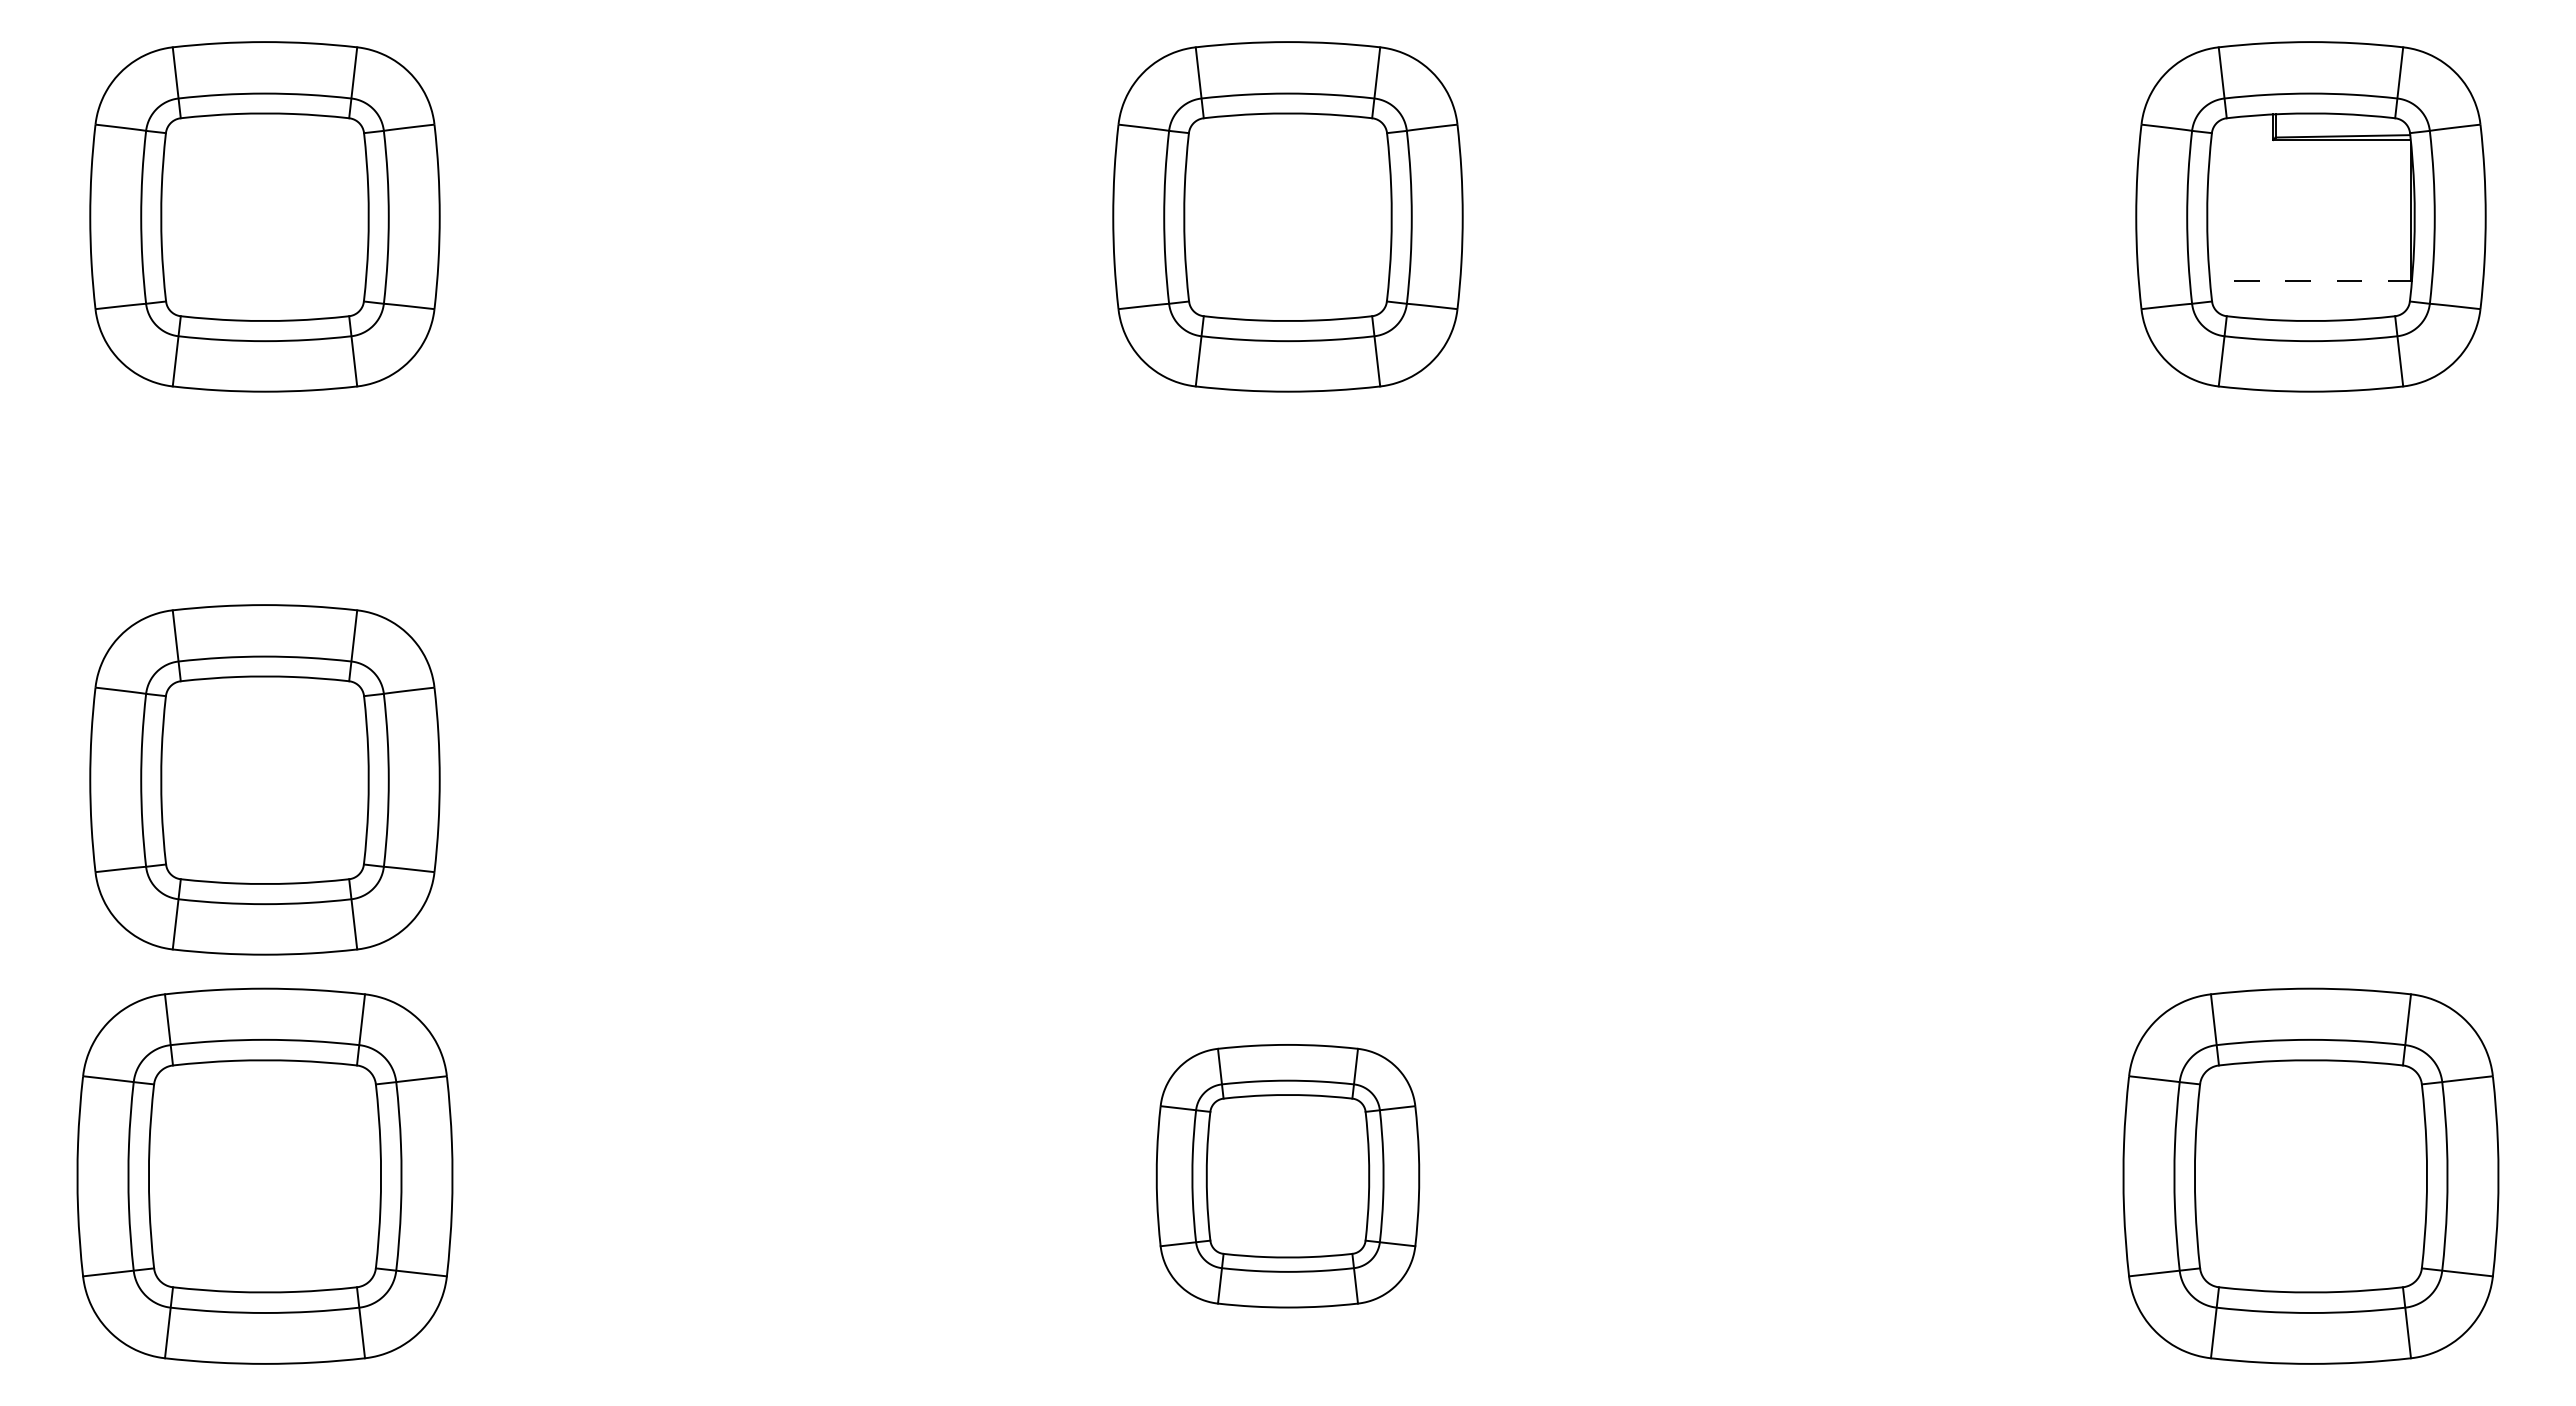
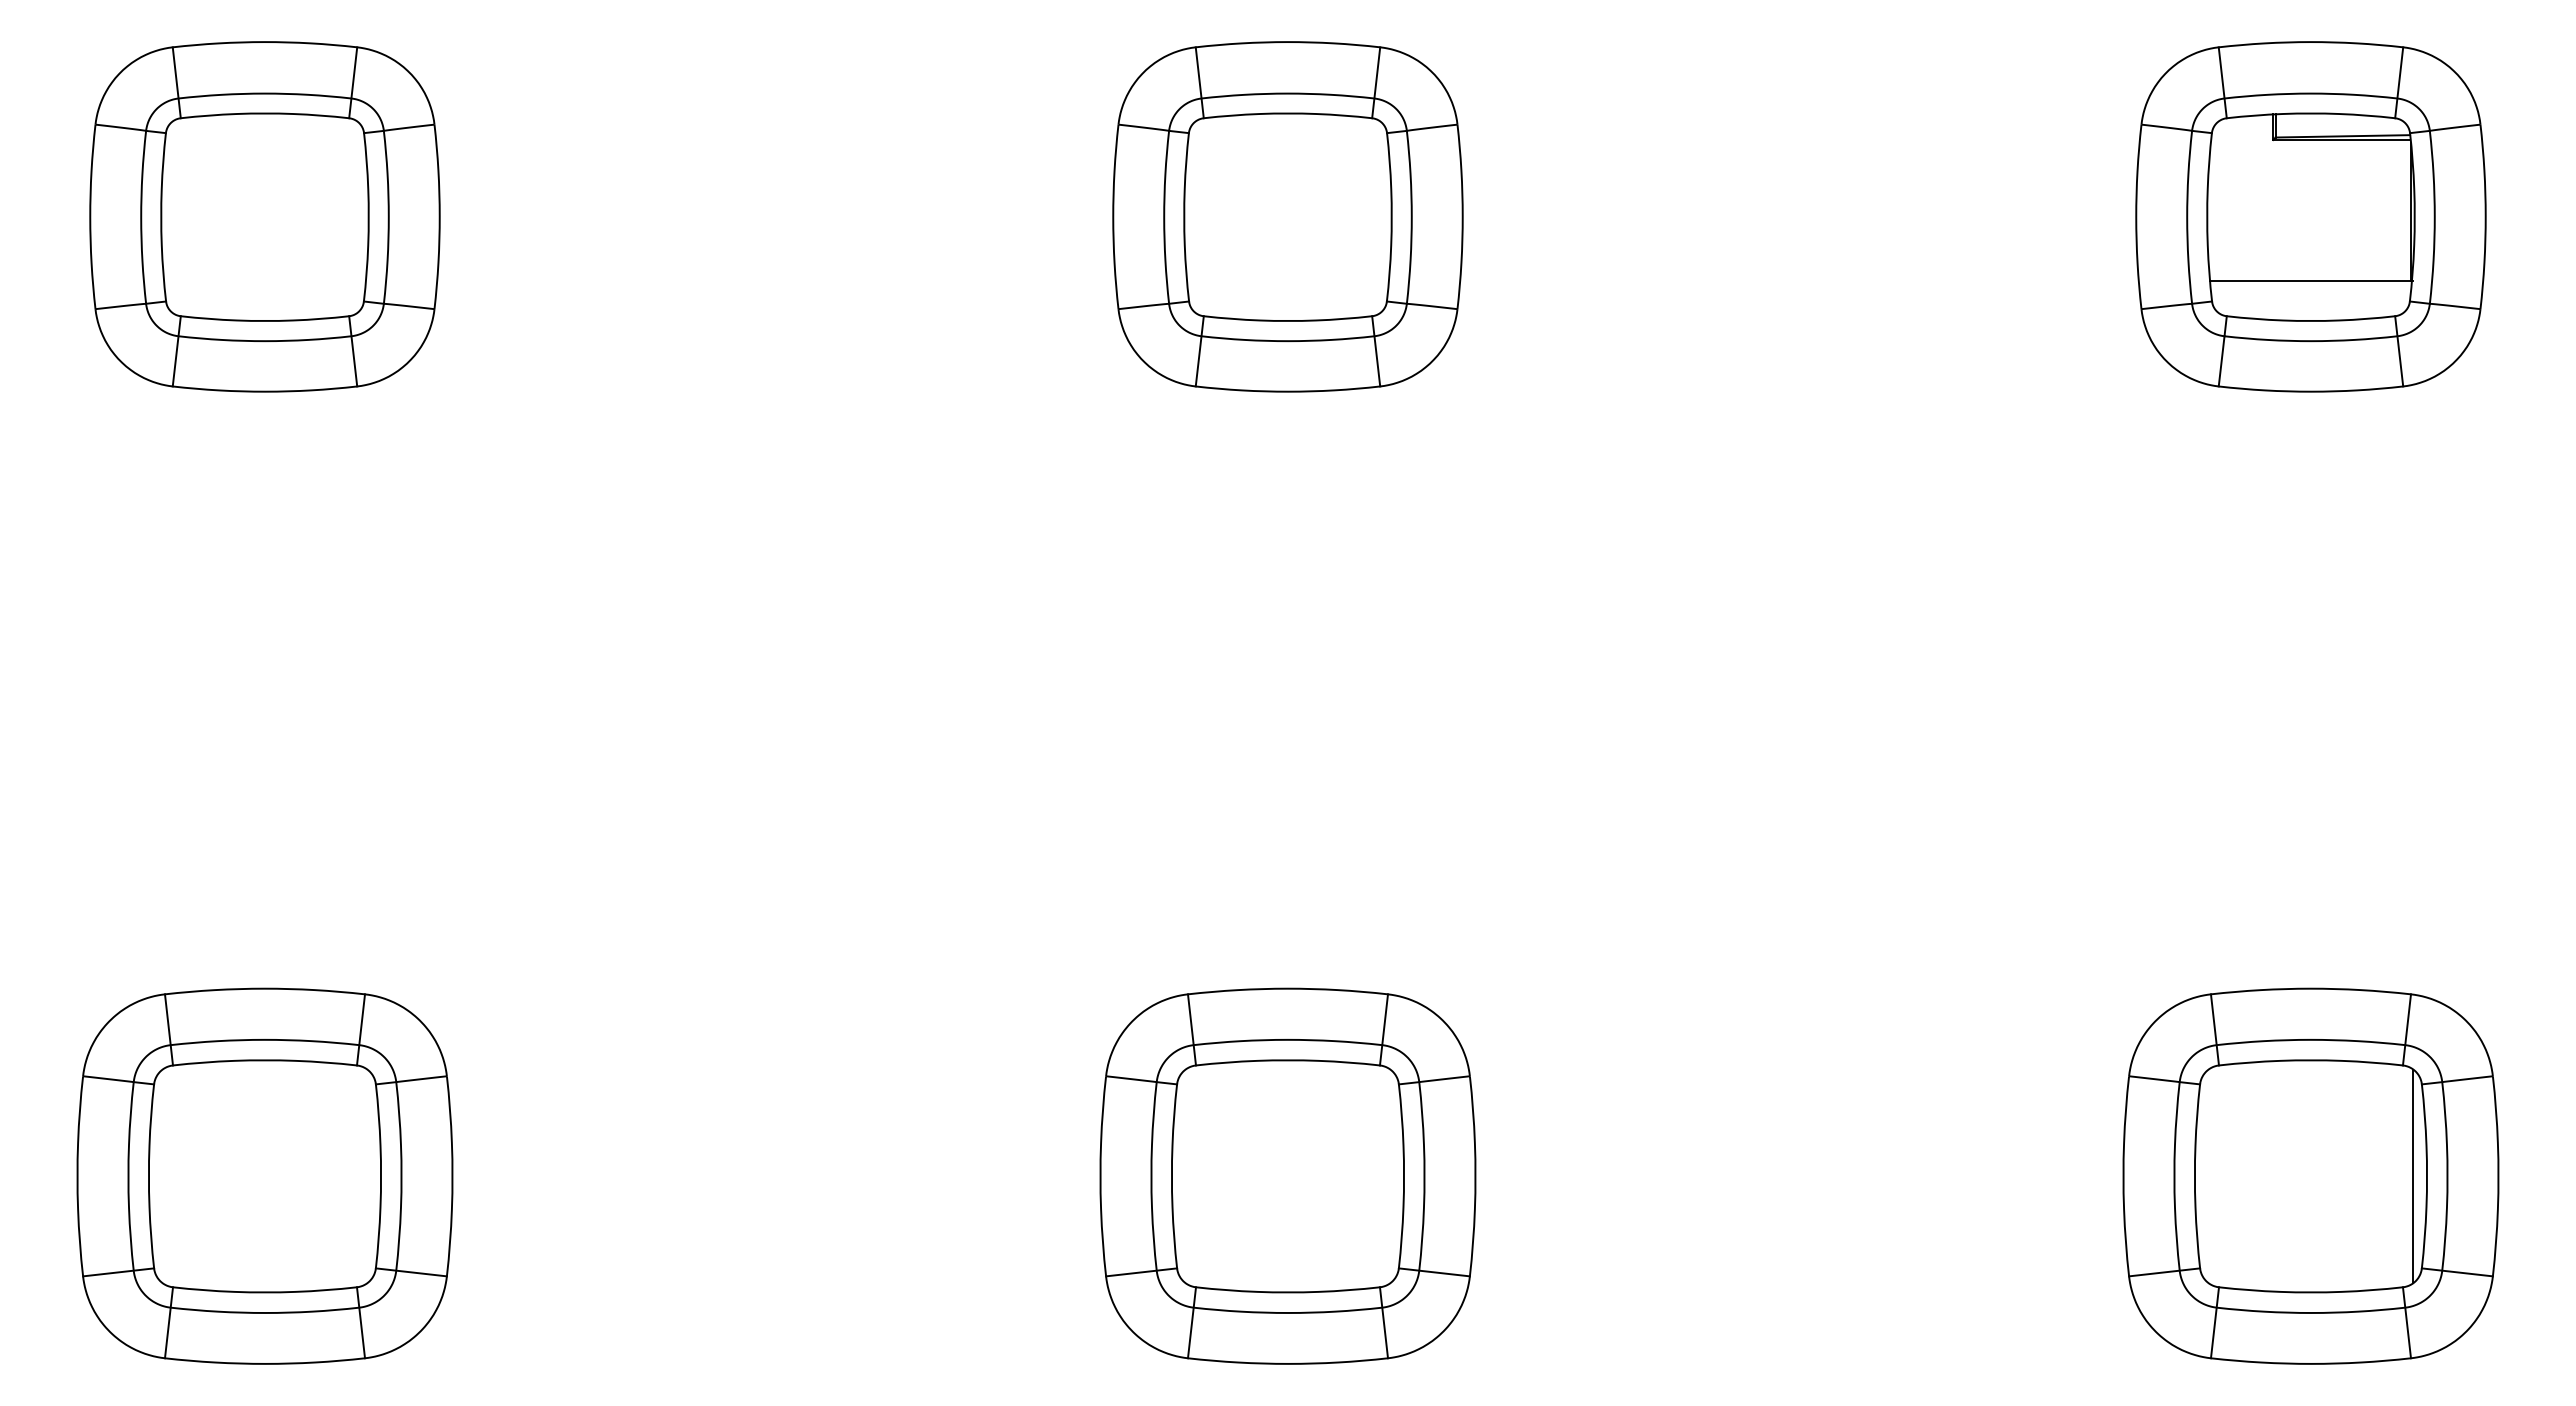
line: dashed -> solid (2311, 281)
part: present -> none (264, 779)
part size: 266x265 px -> 378x378 px (1287, 1175)
line: none -> present (2413, 1176)
